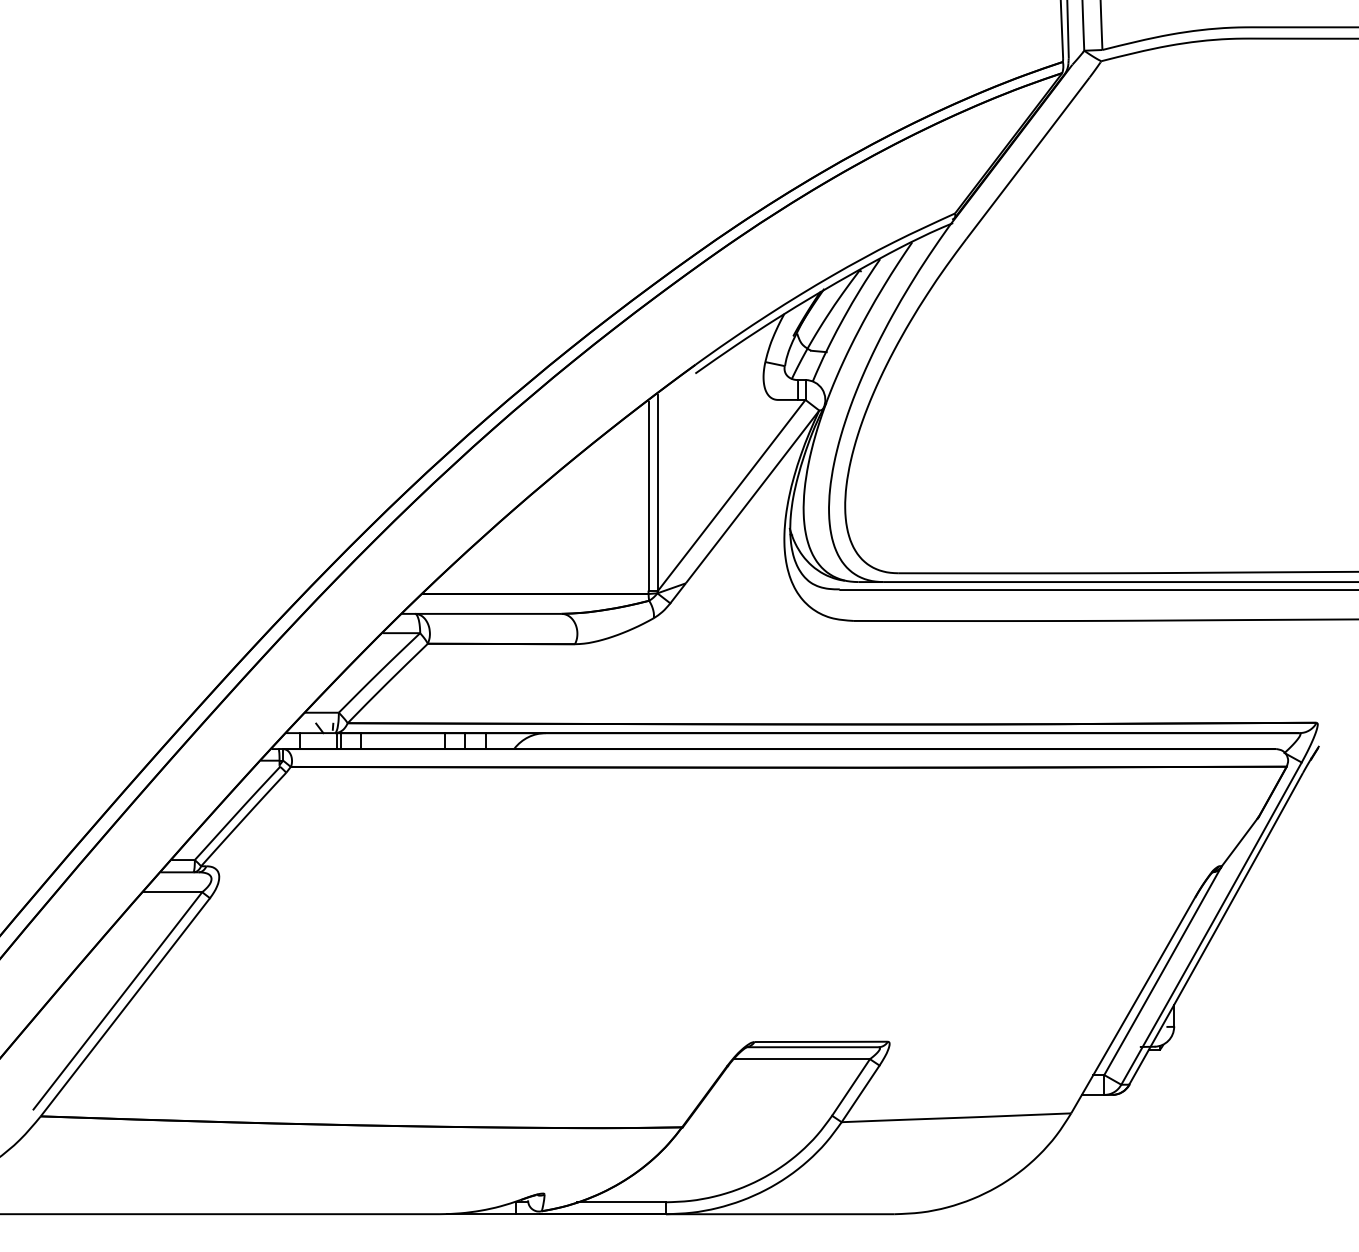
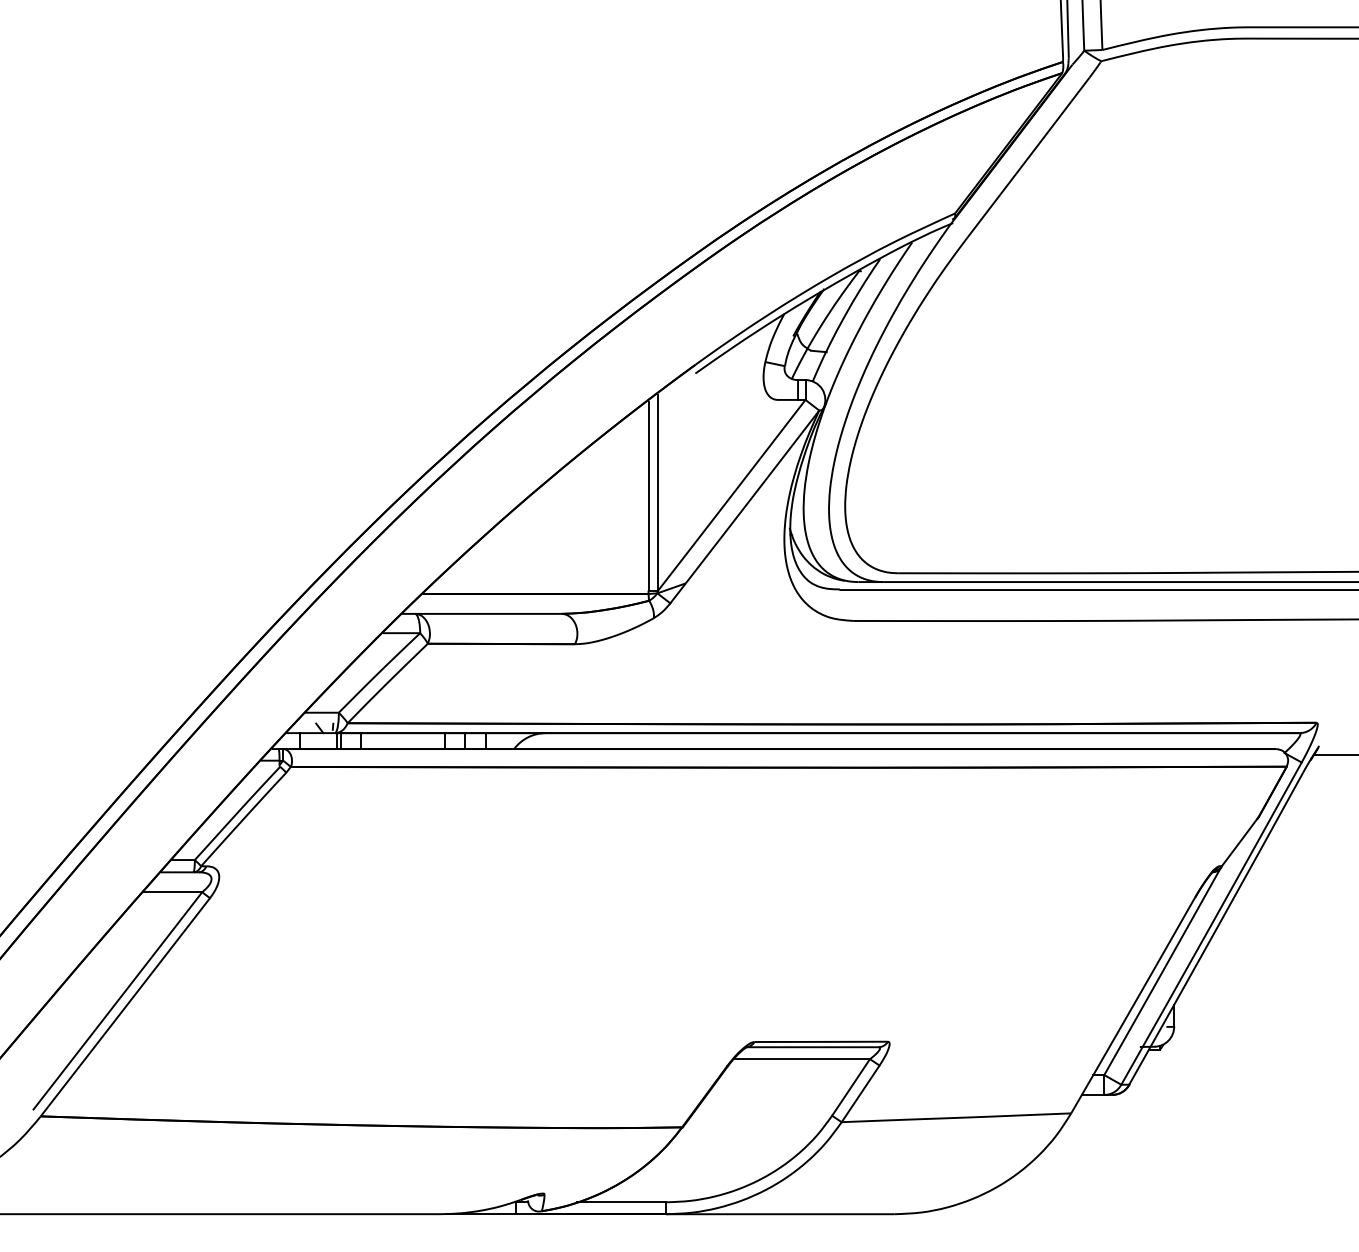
line: none -> present (1334, 754)
